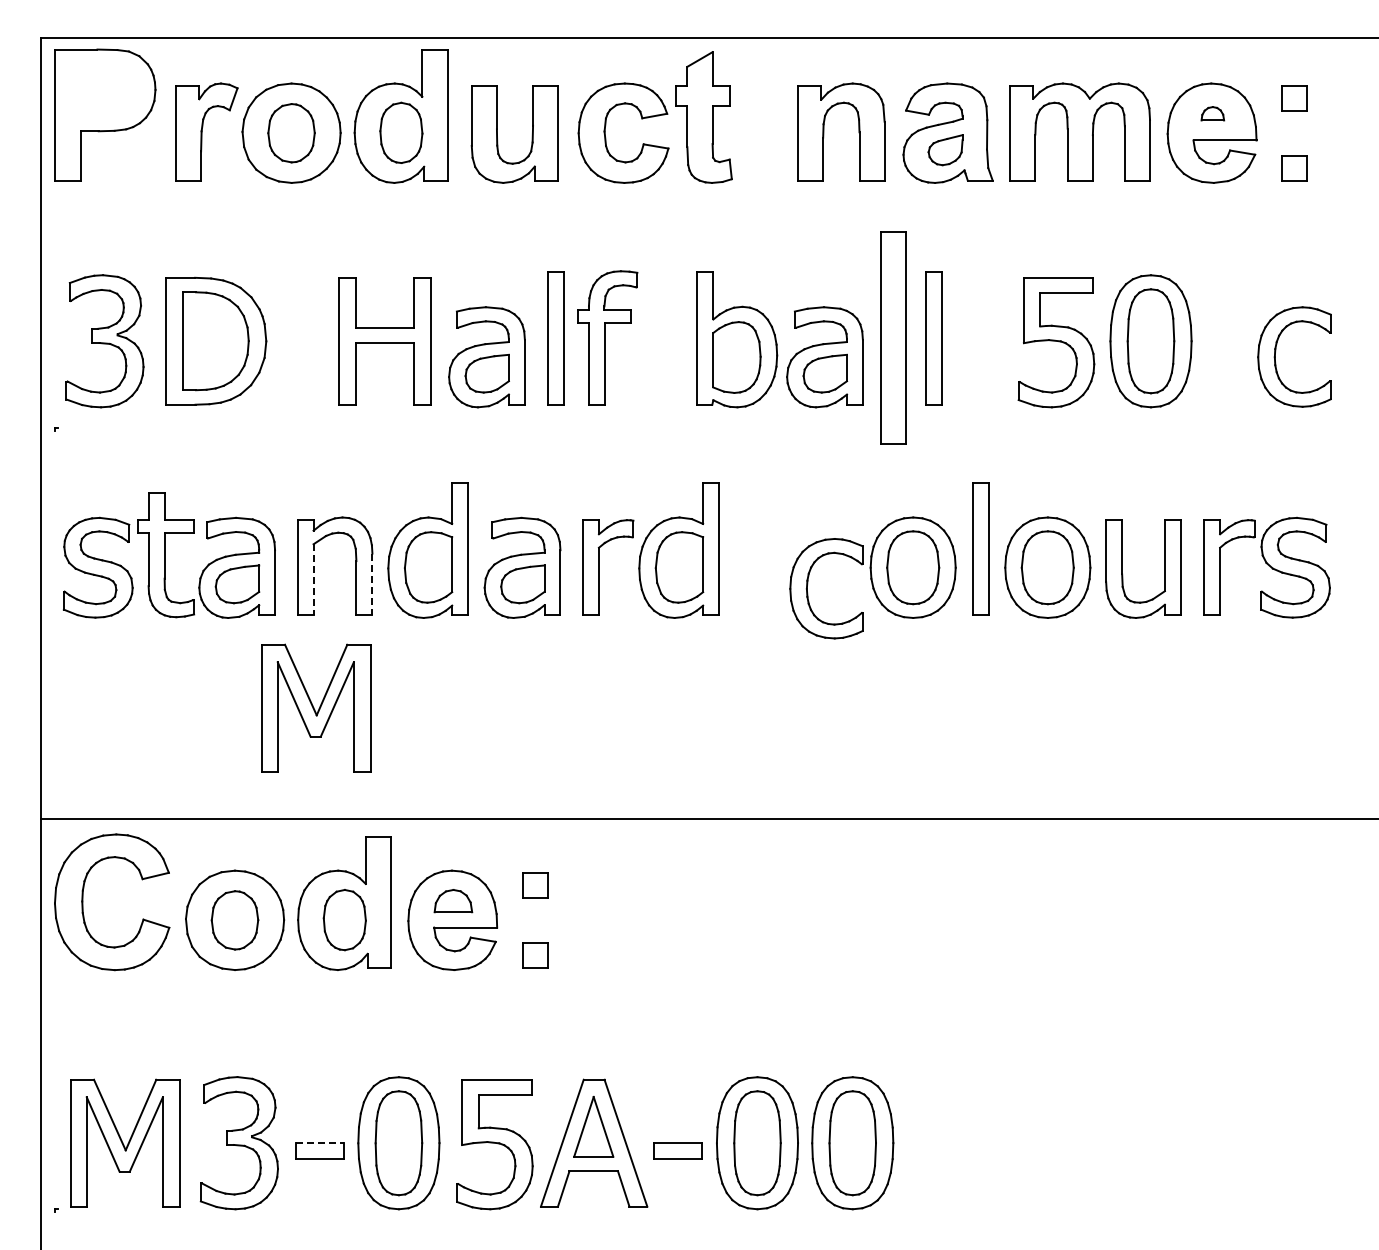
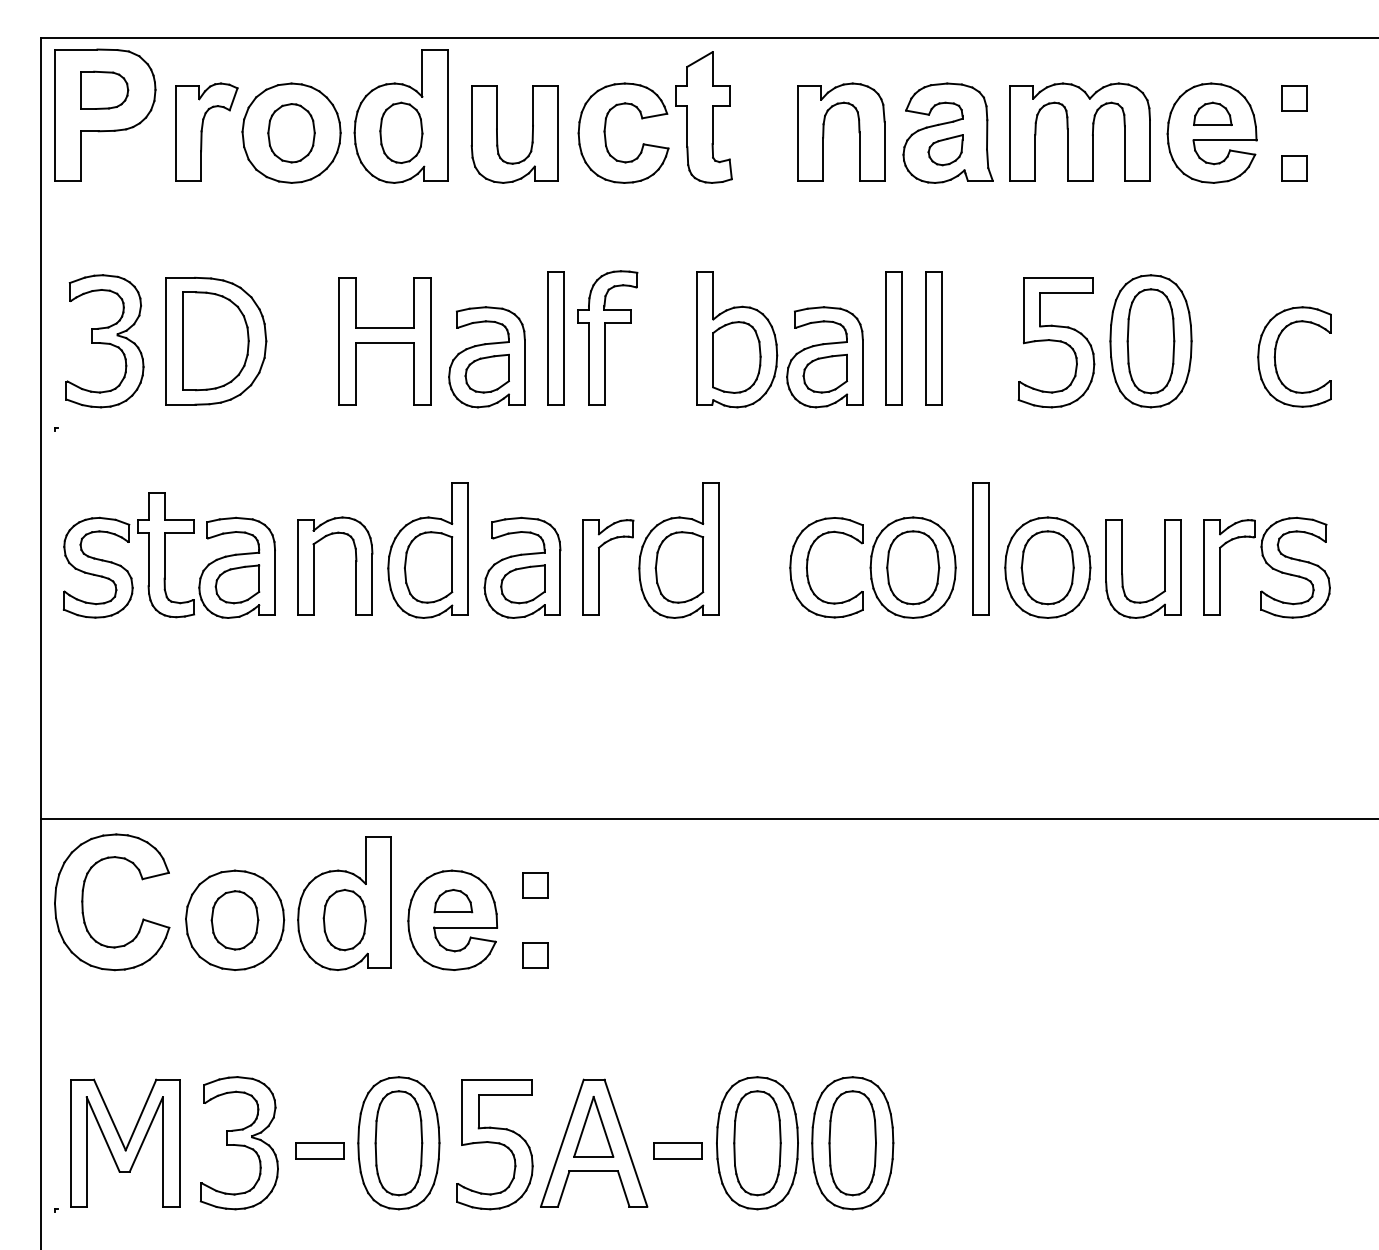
part: none -> present (104, 89)
part size: 26x16 px -> 40x25 px (1212, 113)
part size: 27x214 px -> 18x135 px (893, 338)
line: dashed -> solid (313, 579)
line: dashed -> solid (372, 584)
part position: (808, 584) -> (808, 563) (808, 563)
part: present -> none (316, 707)
line: dashed -> solid (320, 1143)
